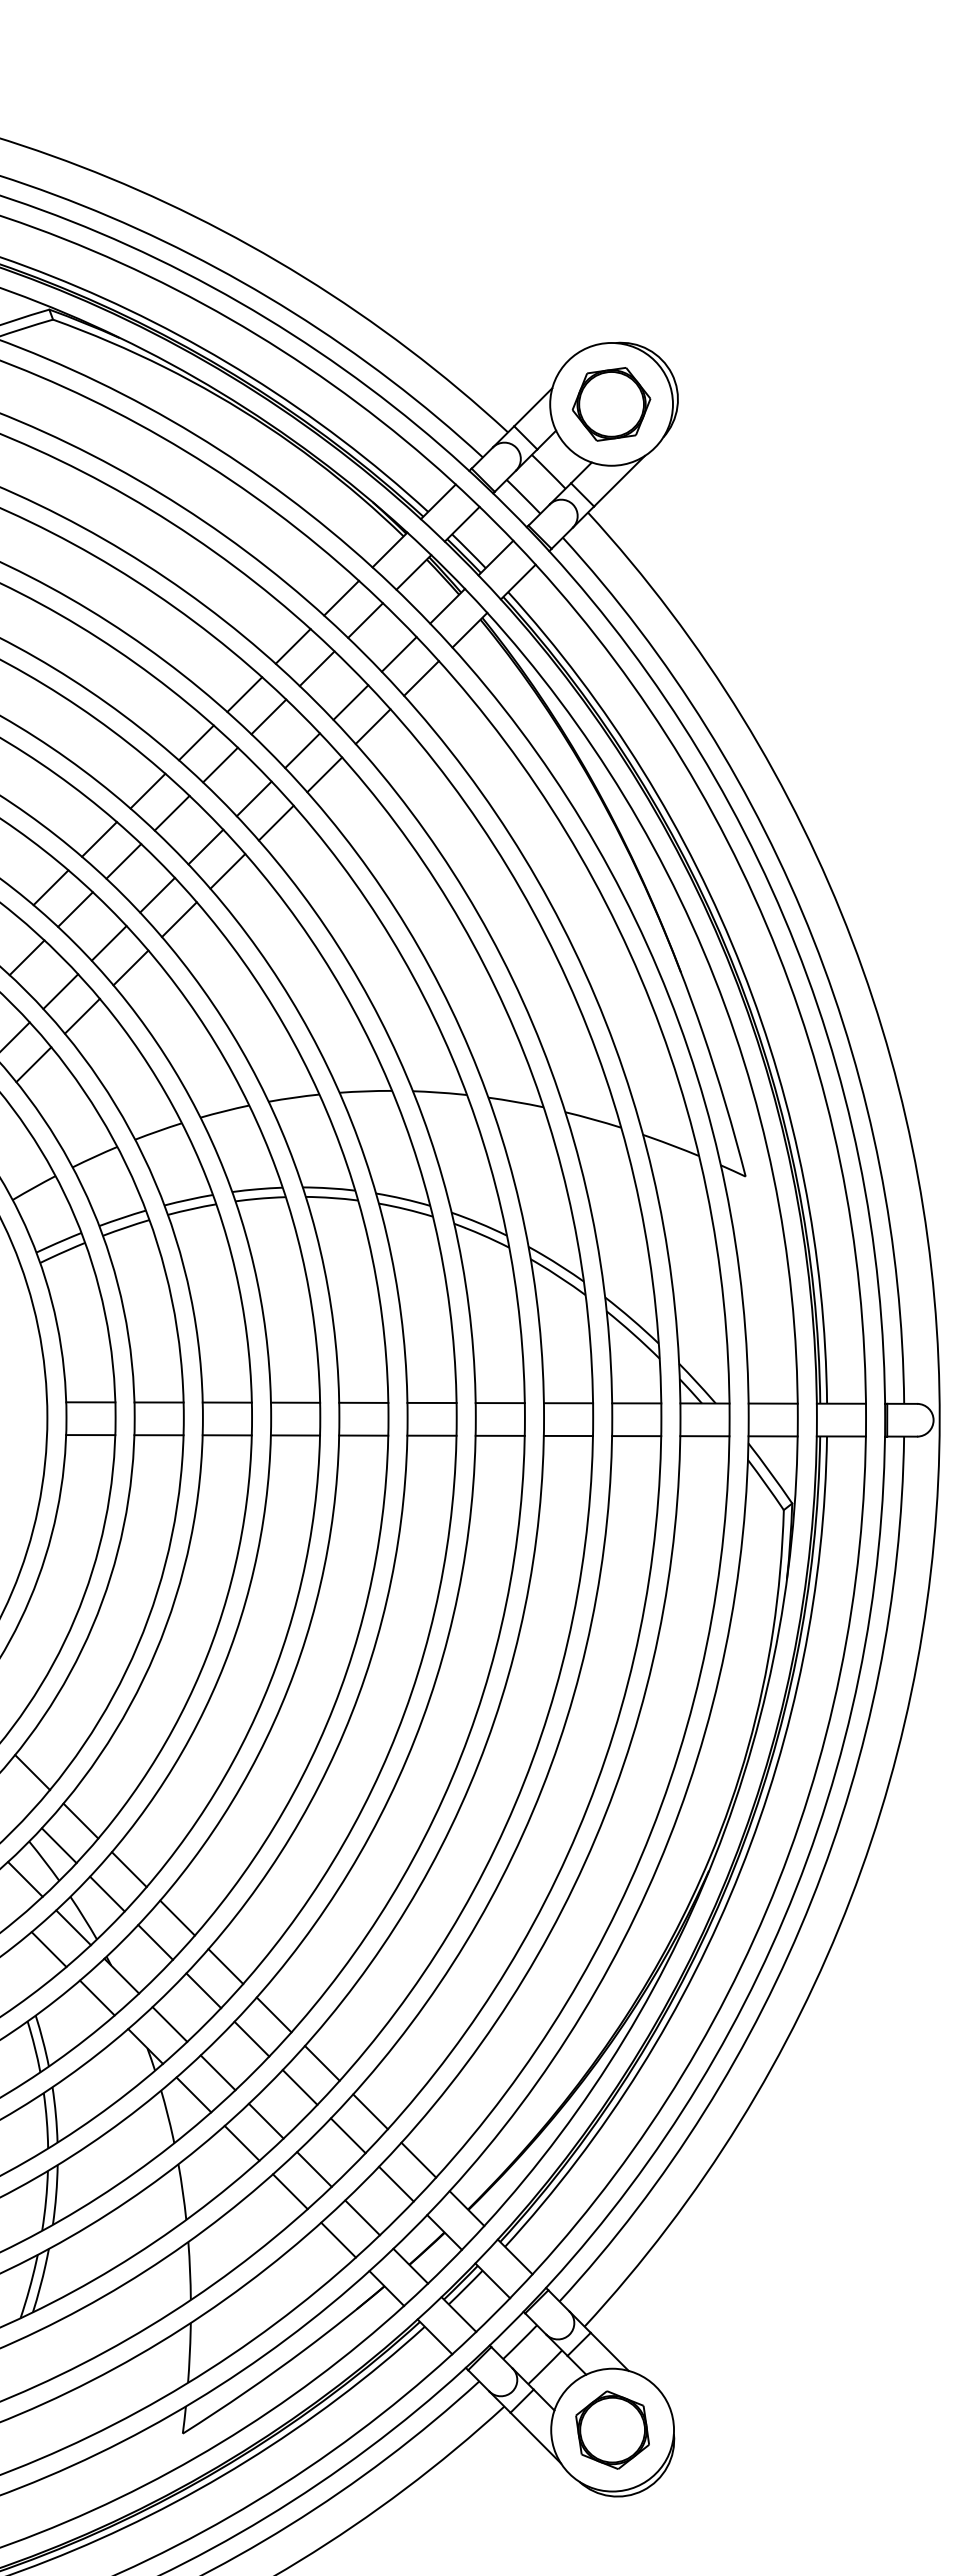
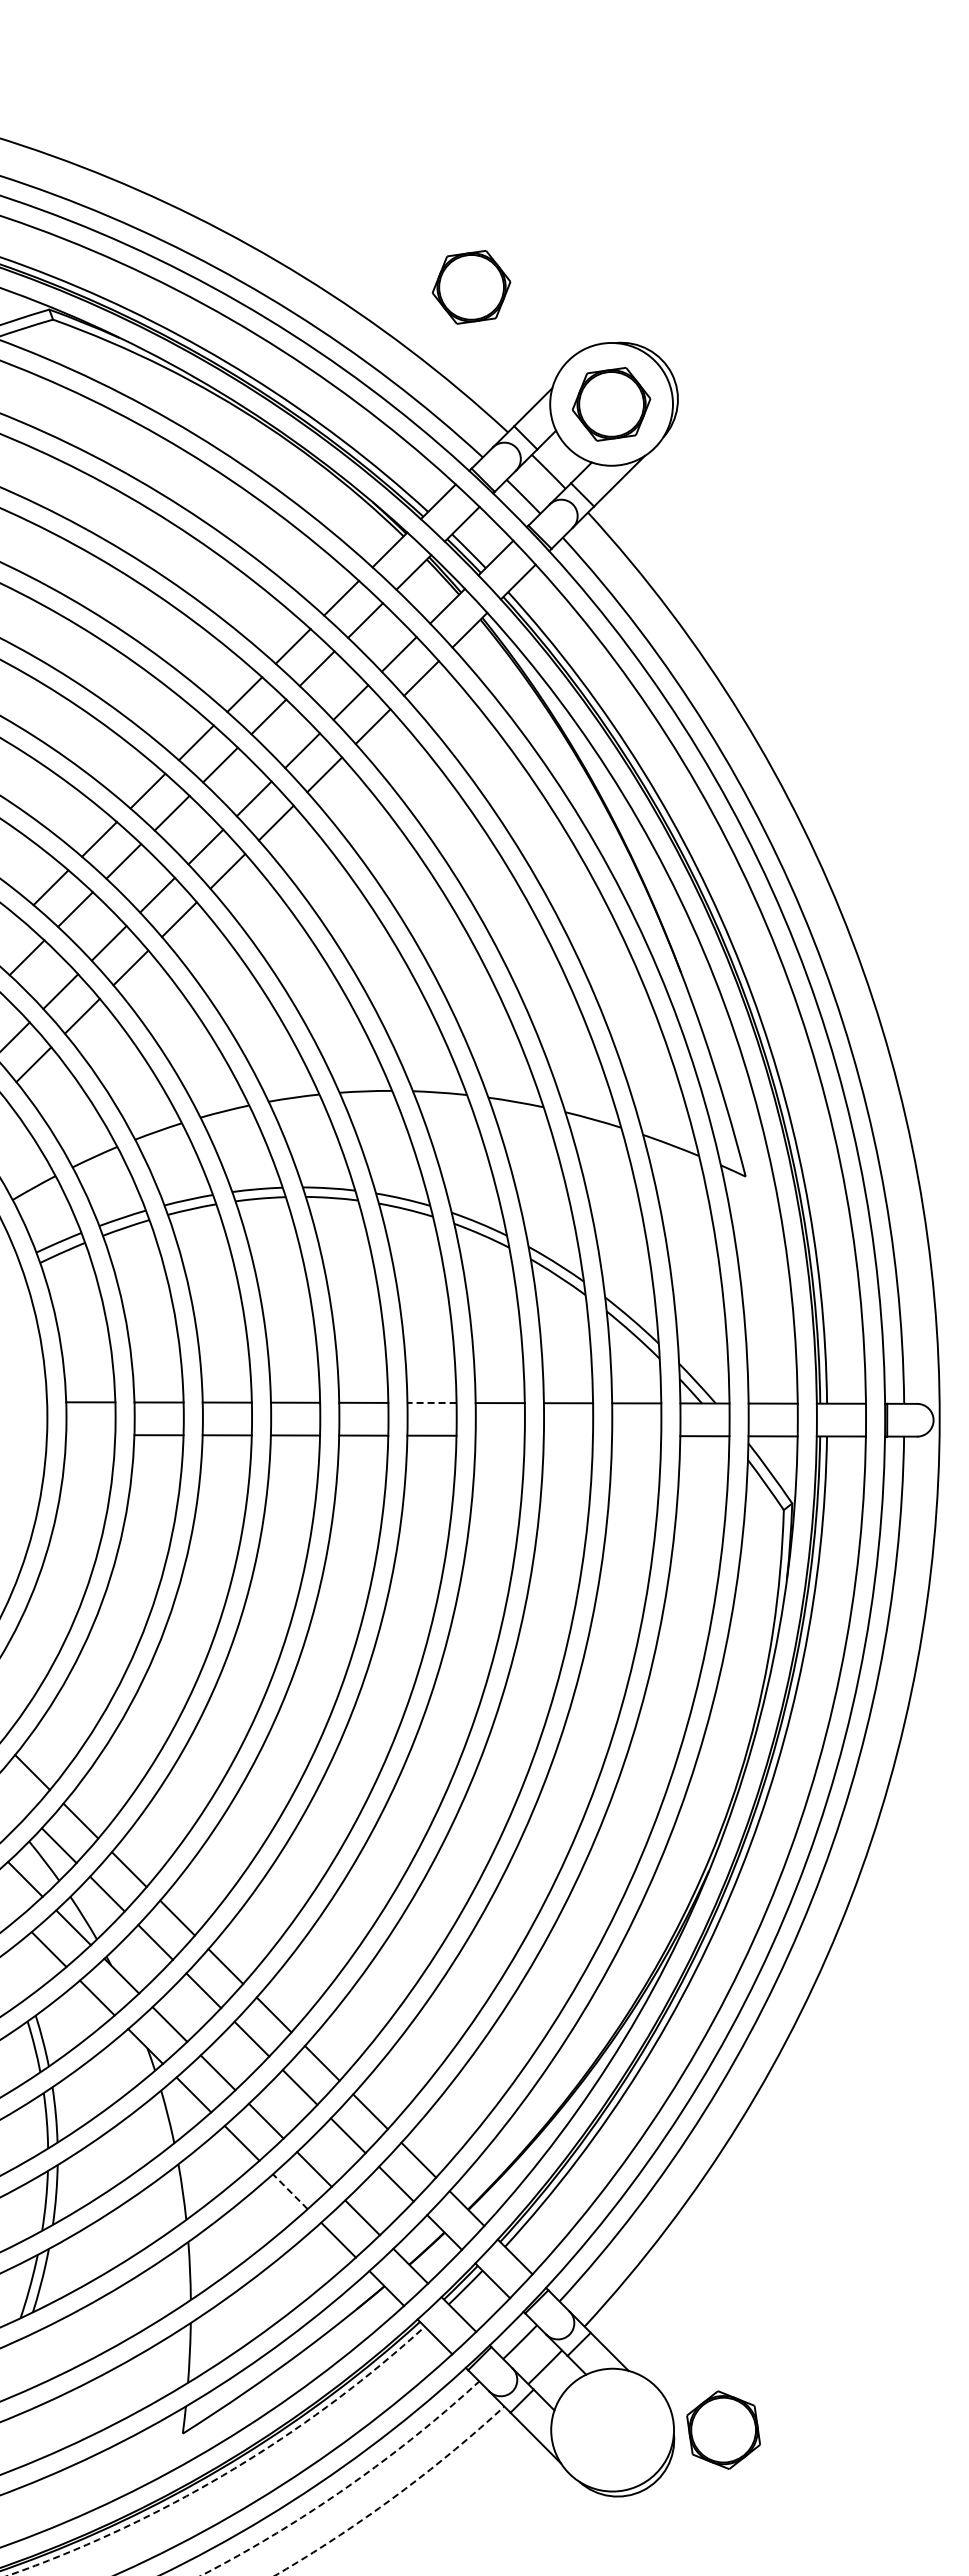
part: none -> present (471, 287)
line: solid -> dashed (432, 1402)
line: present -> none (90, 1435)
line: present -> none (499, 1435)
line: present -> none (568, 1435)
line: present -> none (636, 1436)
line: solid -> dashed (290, 2191)
part position: (612, 2429) -> (723, 2429) (723, 2429)
arc: solid -> dashed (228, 2472)
arc: solid -> dashed (346, 2487)
arc: solid -> dashed (395, 2496)
